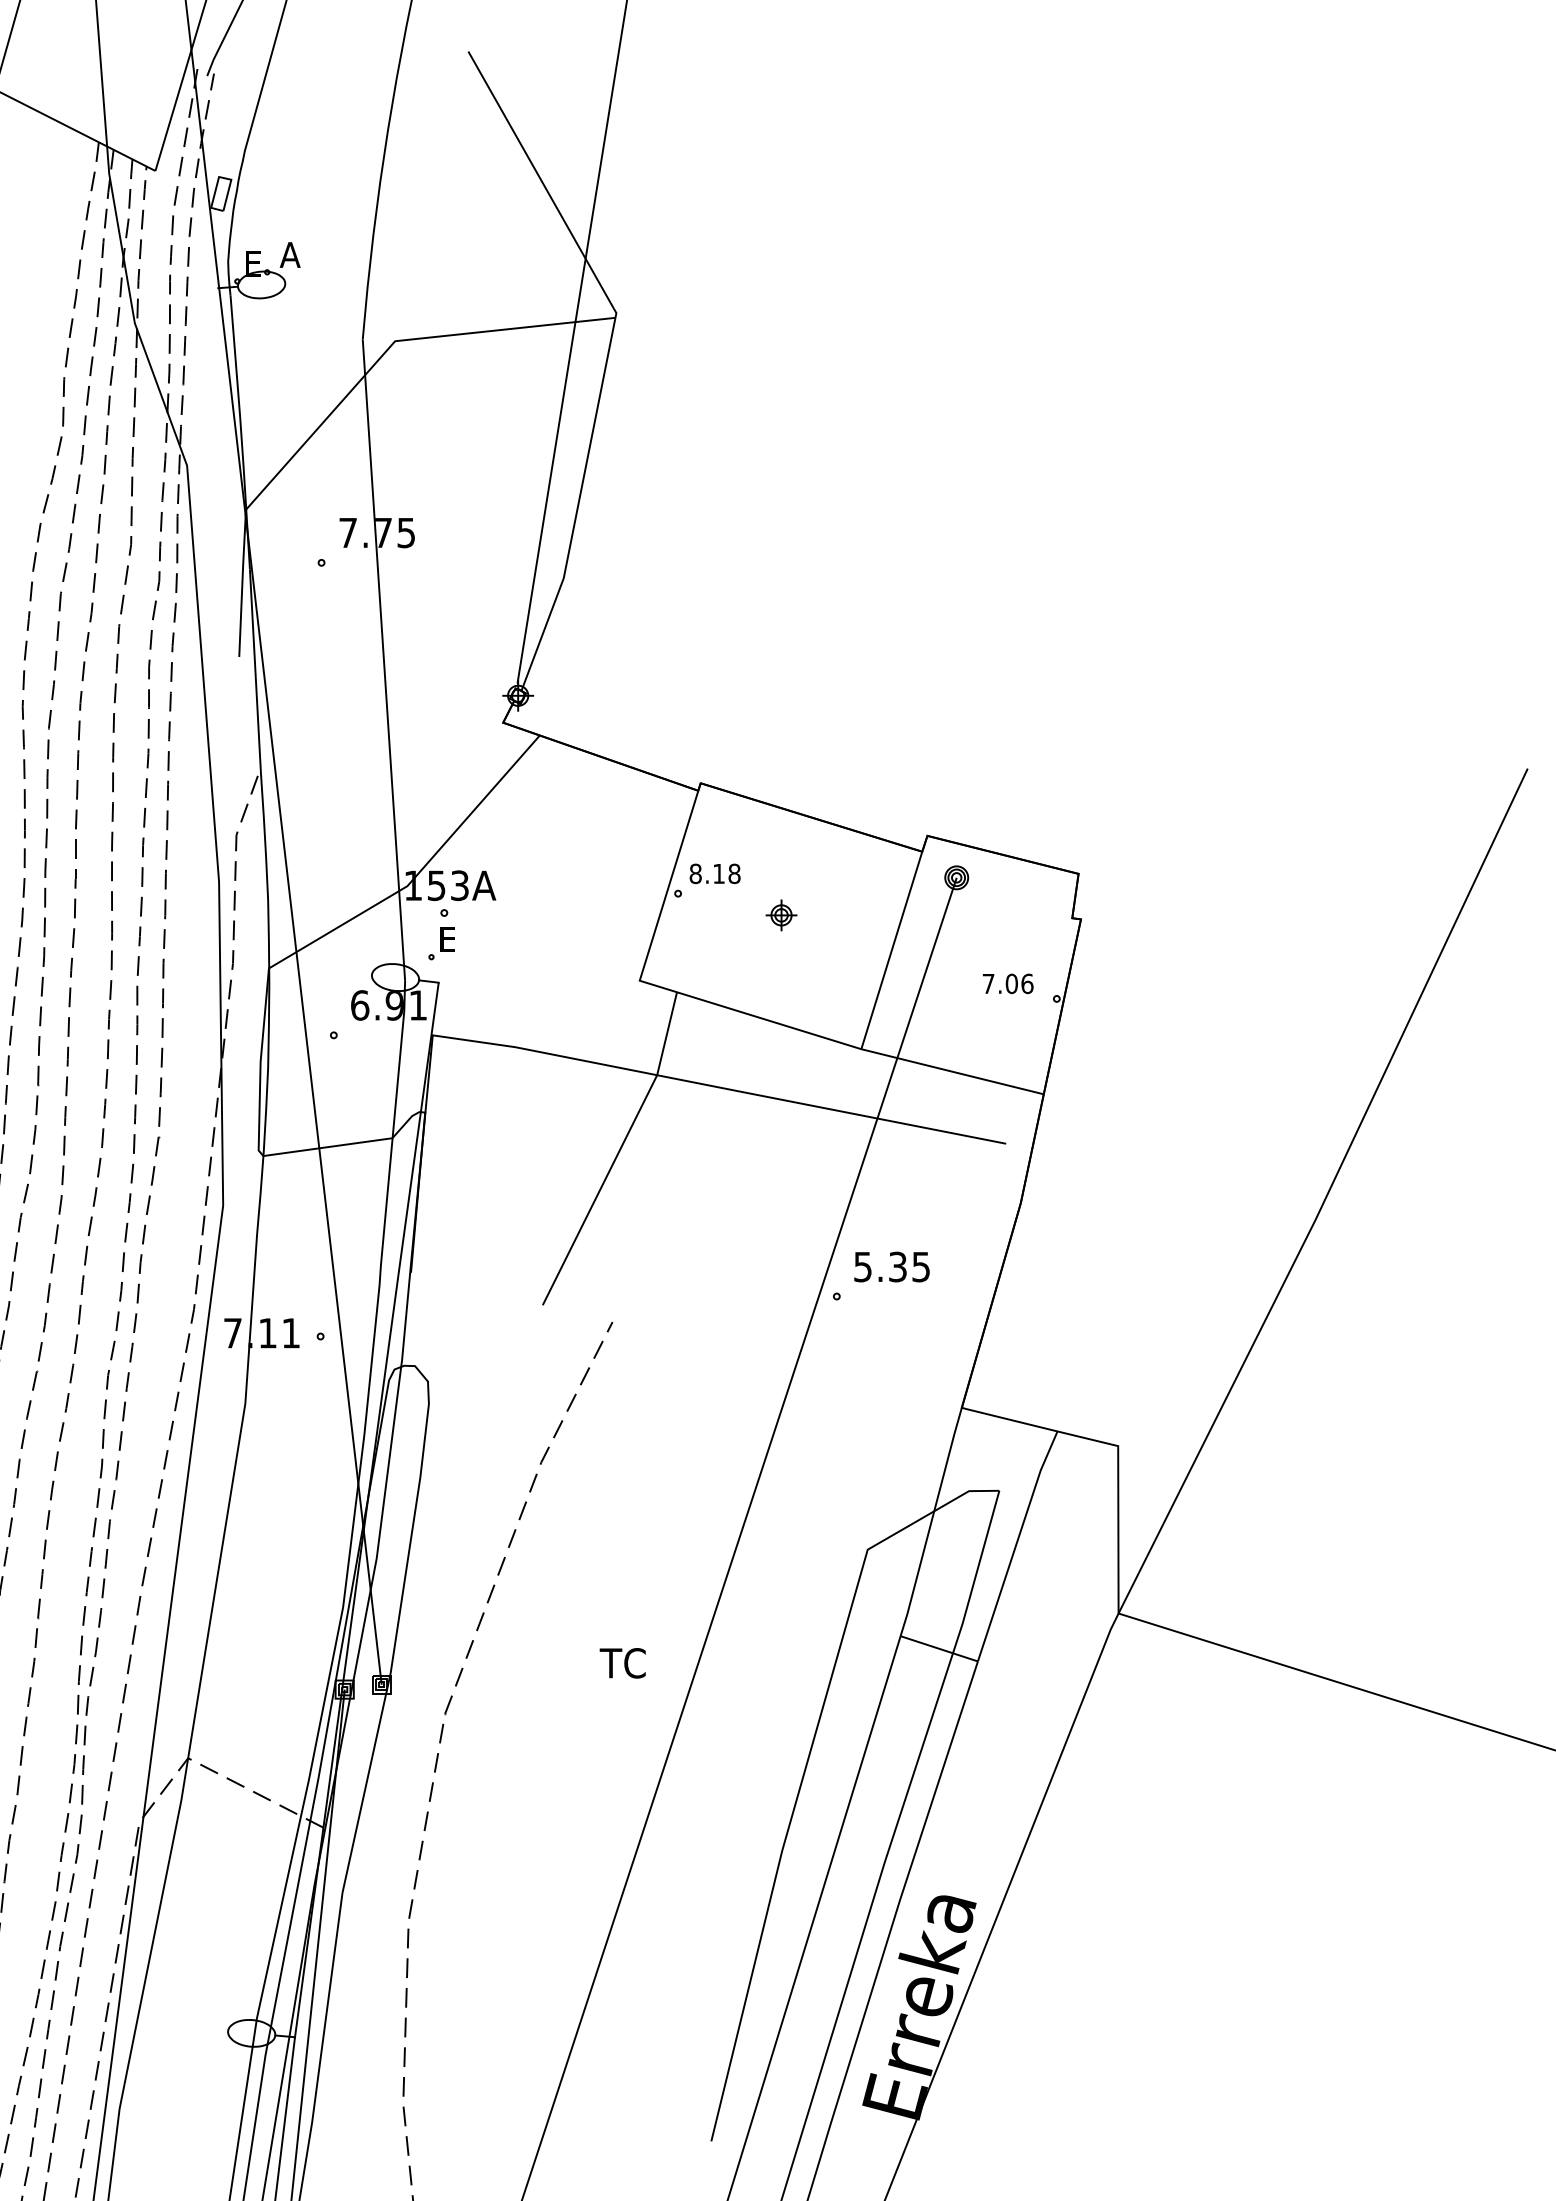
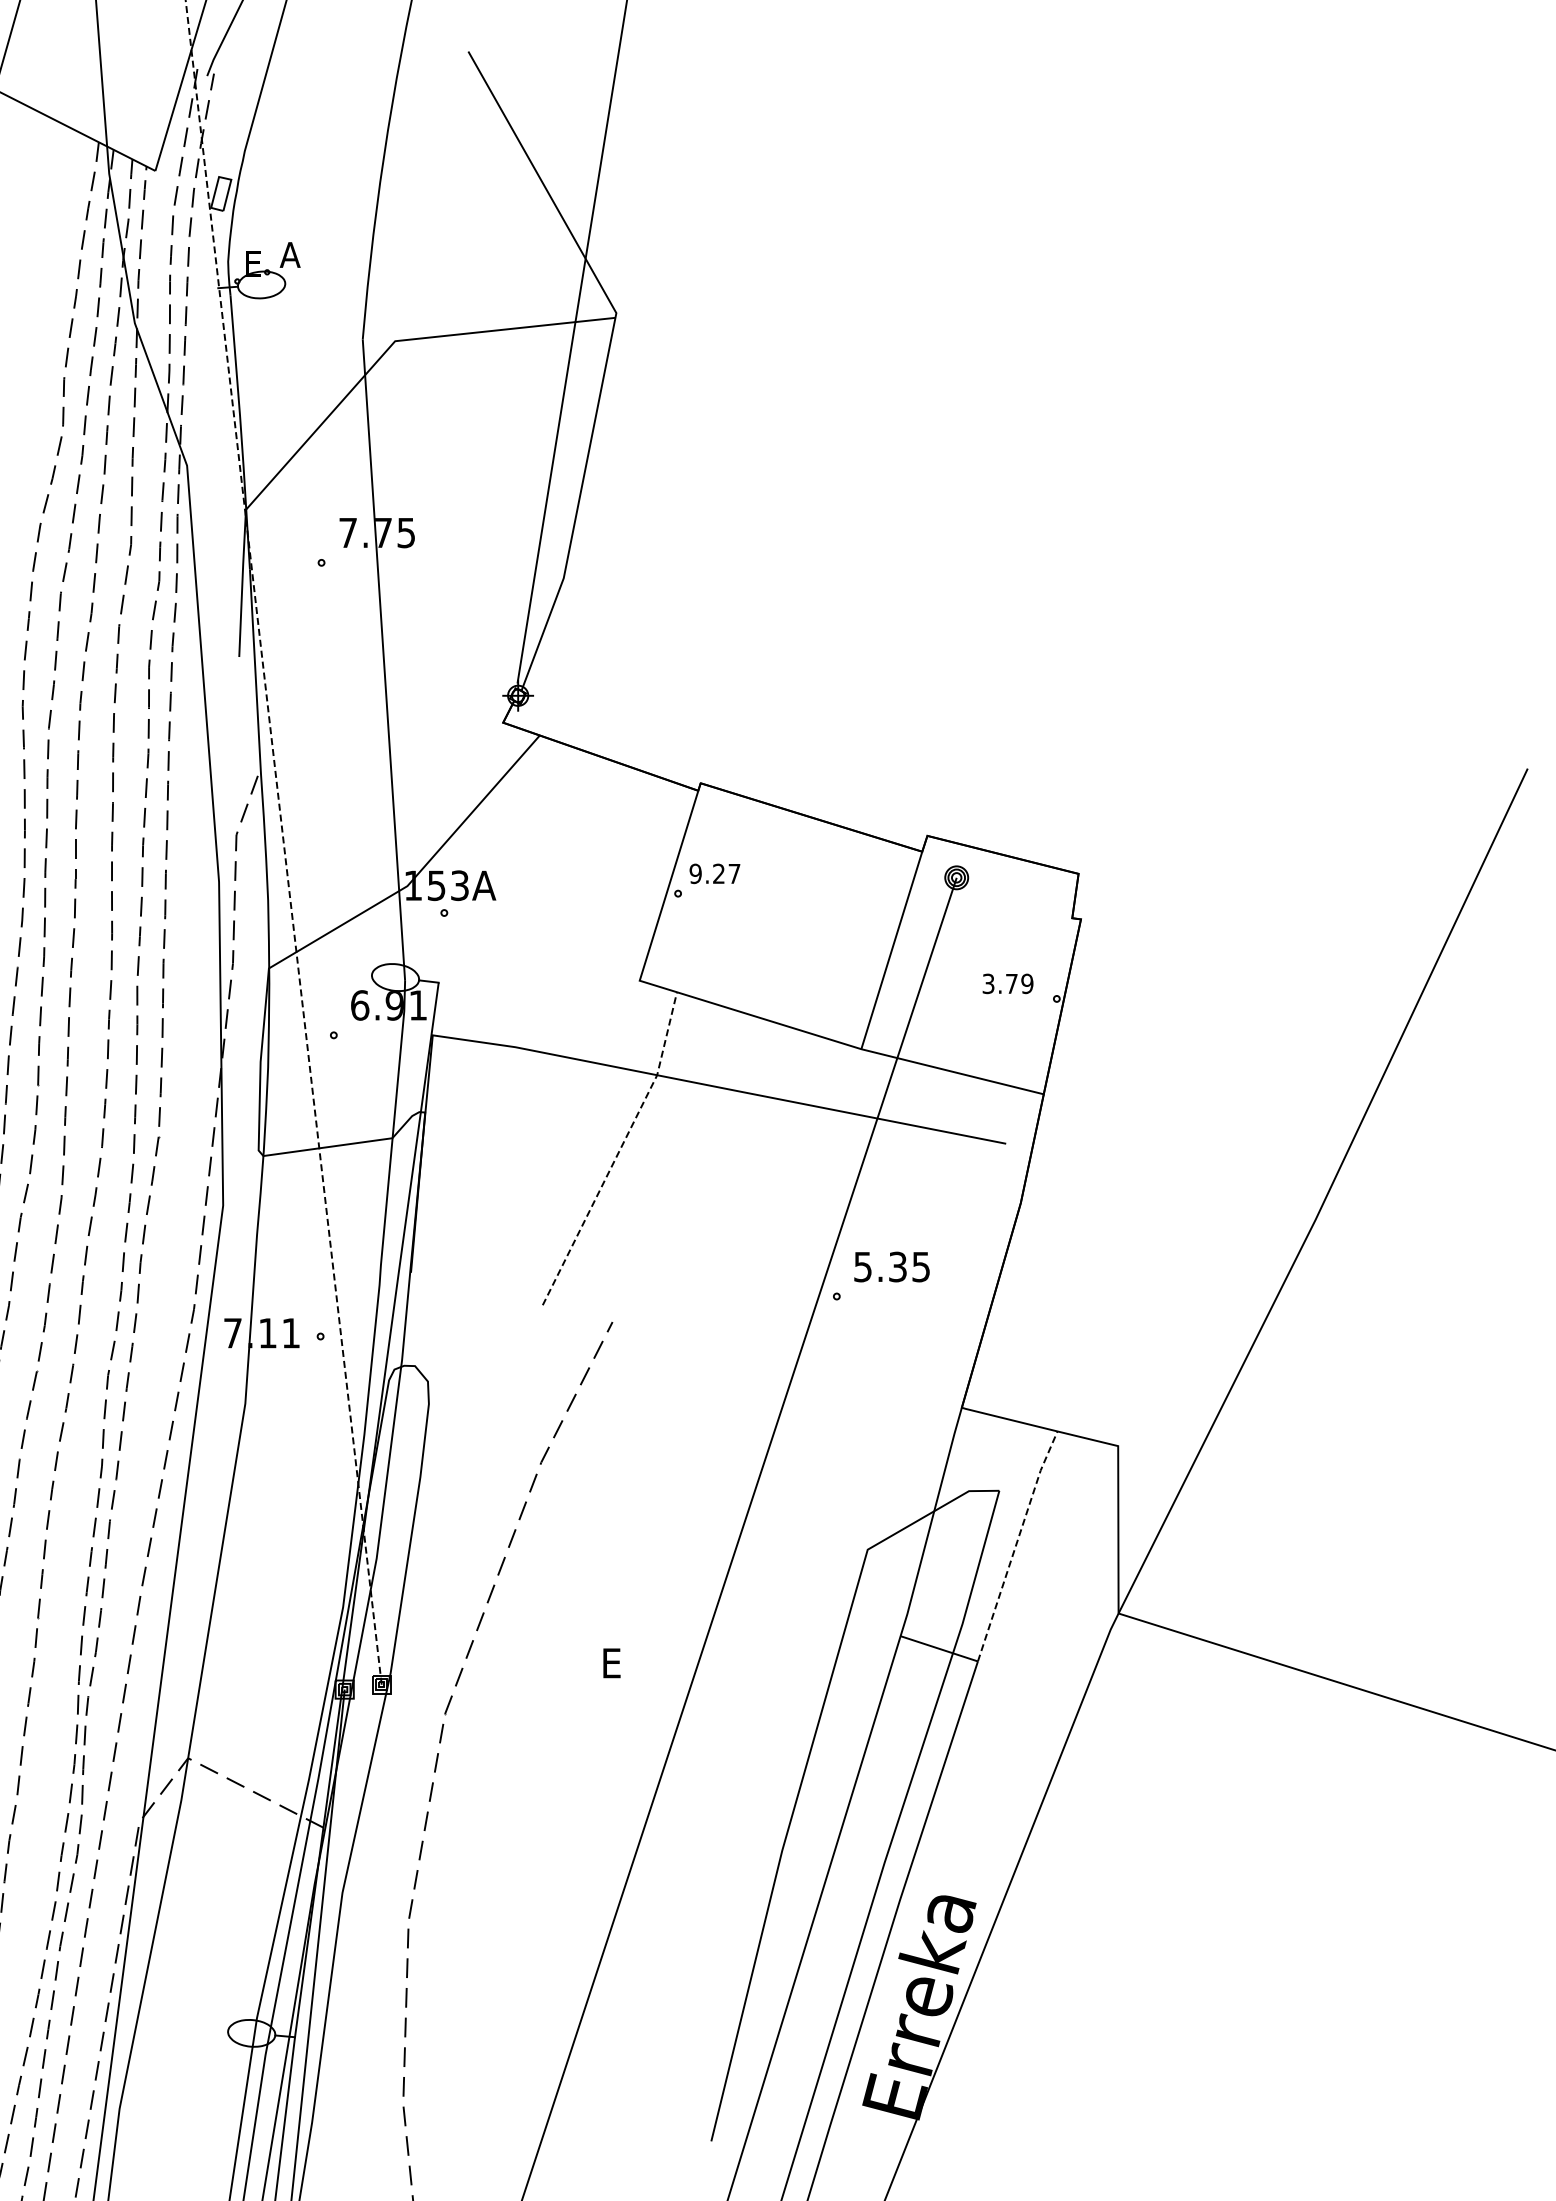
line: solid -> dashed (283, 842)
text: 8.18 -> 9.27 (714, 873)
part: present -> none (781, 915)
part: present -> none (441, 943)
text: 7.06 -> 3.79 (1007, 983)
line: solid -> dashed (619, 1151)
line: solid -> dashed (1016, 1545)
text: TC -> E (622, 1663)
